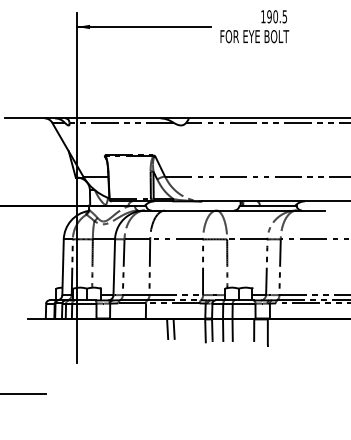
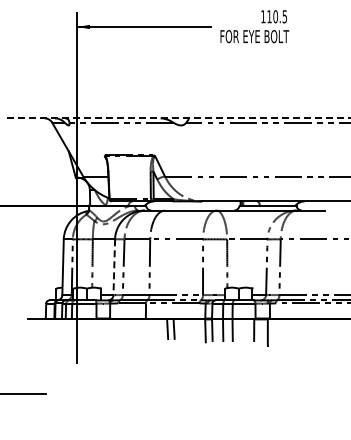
text: 190.5 -> 110.5 (269, 16)
line: solid -> dashed (177, 118)
line: solid -> dashed (114, 267)
